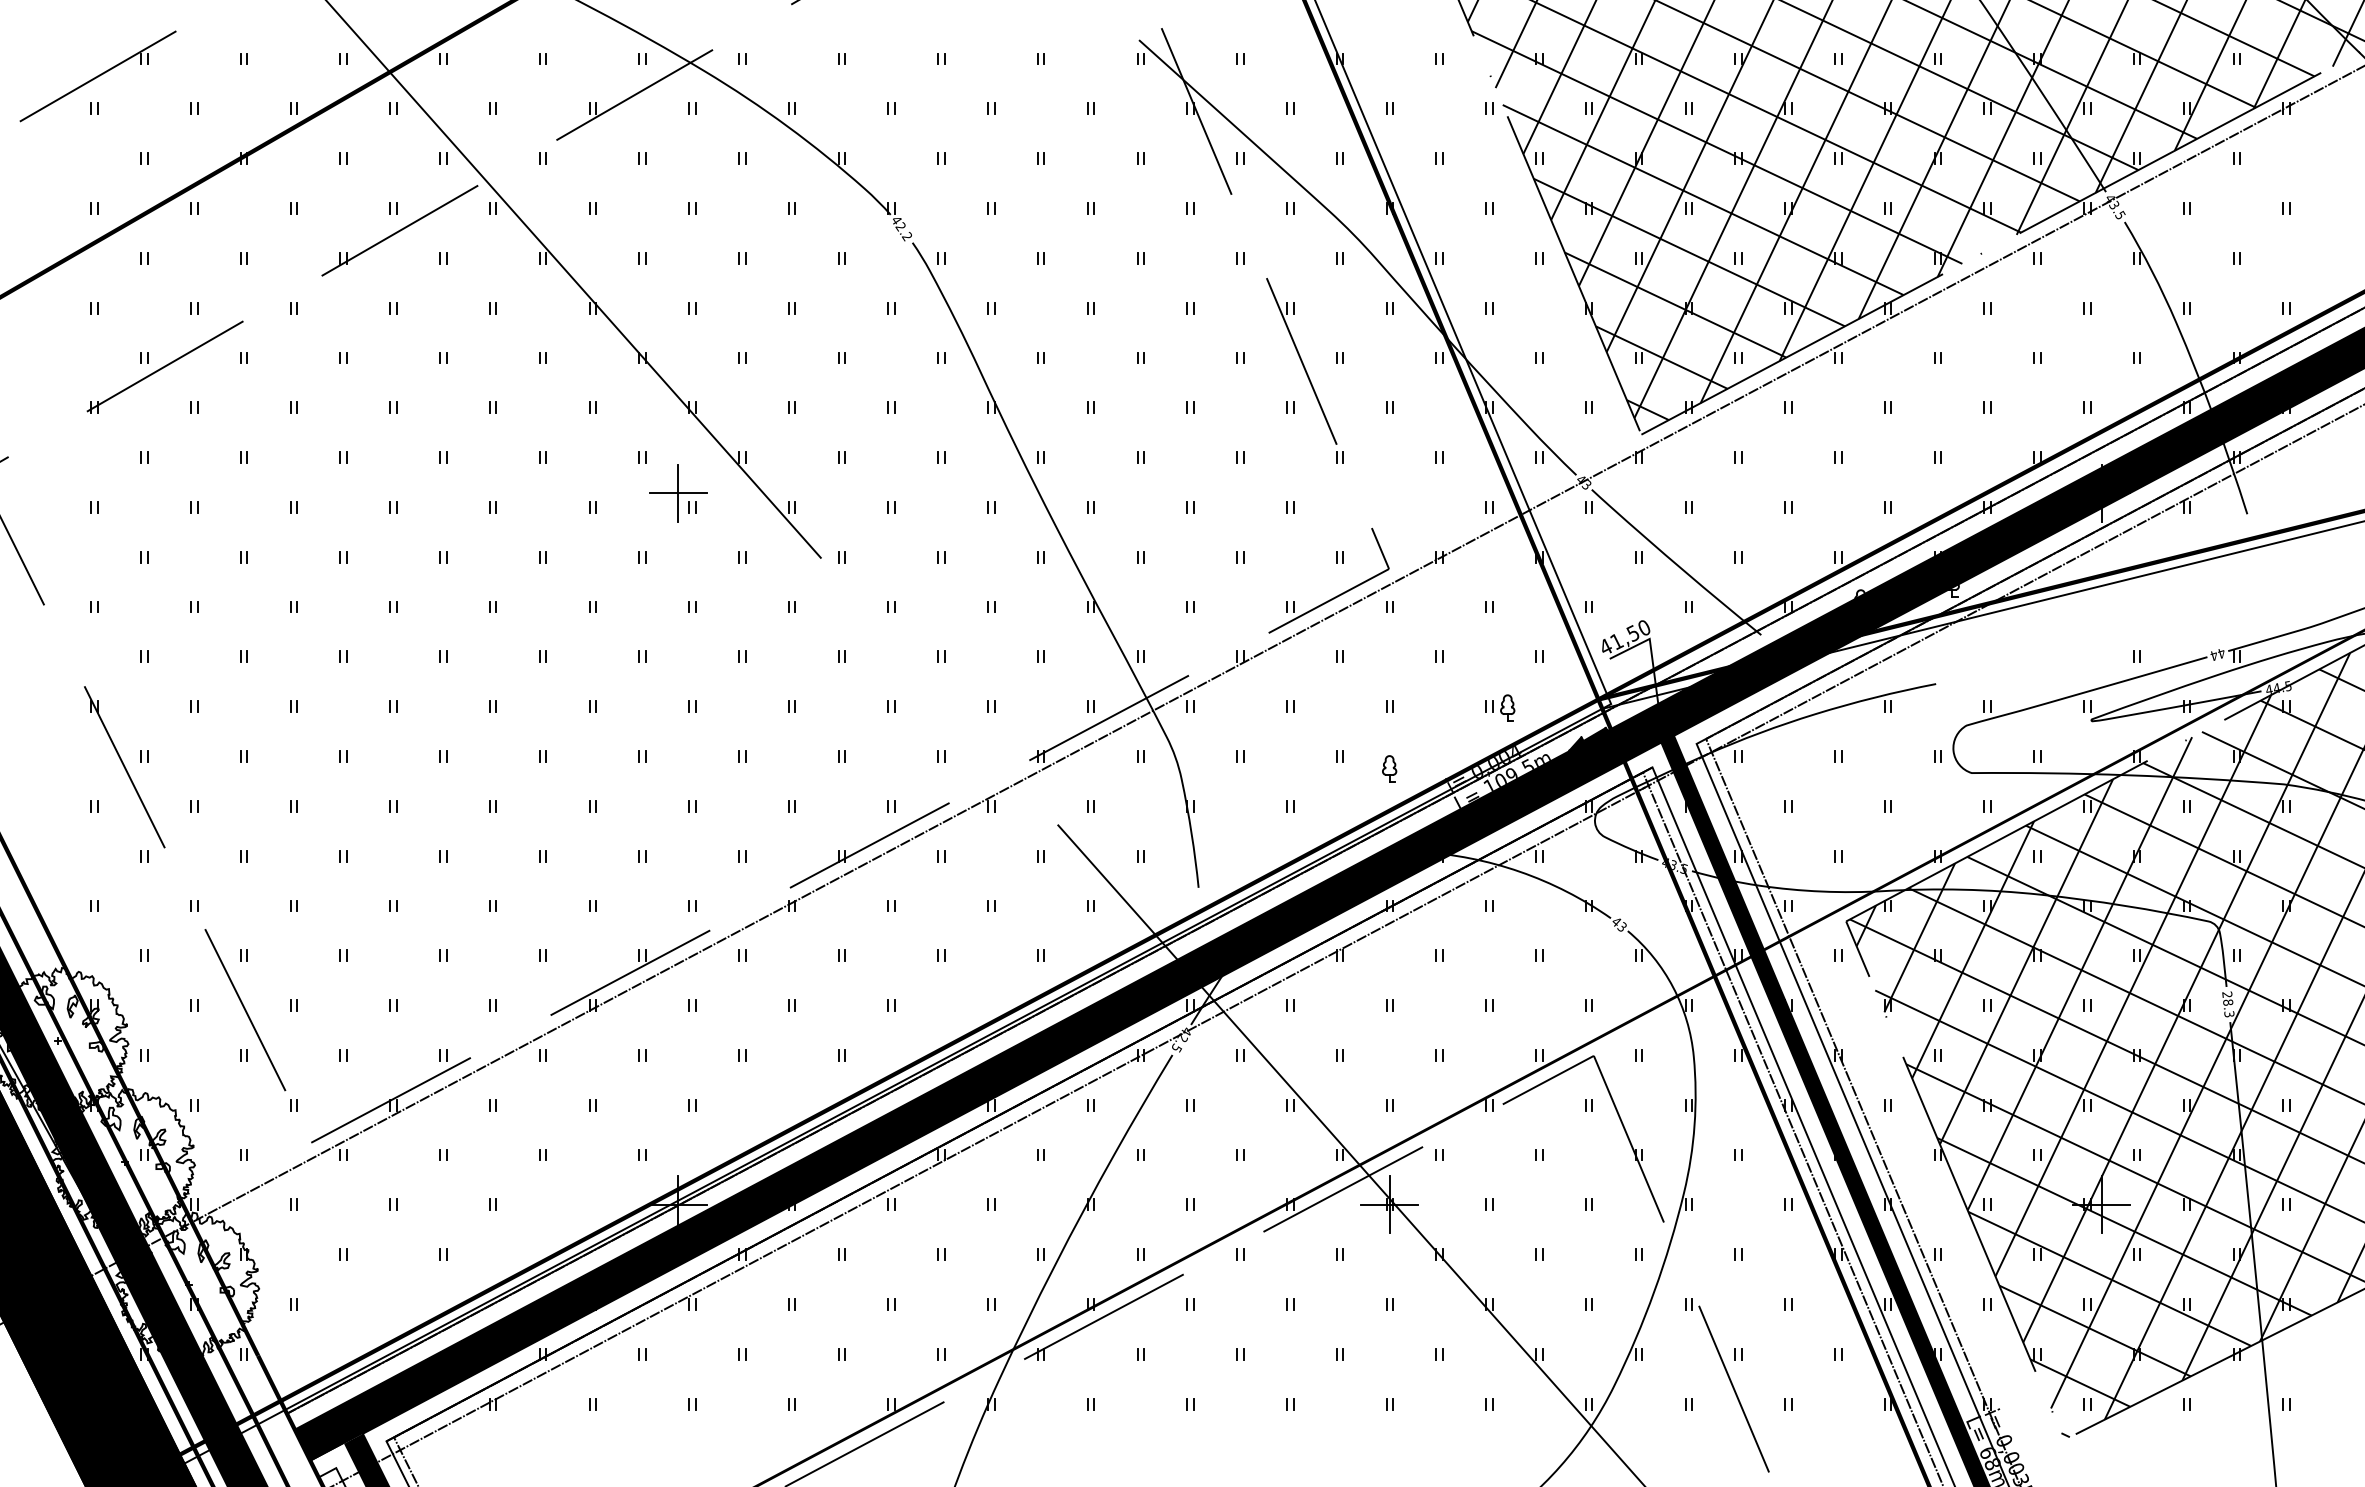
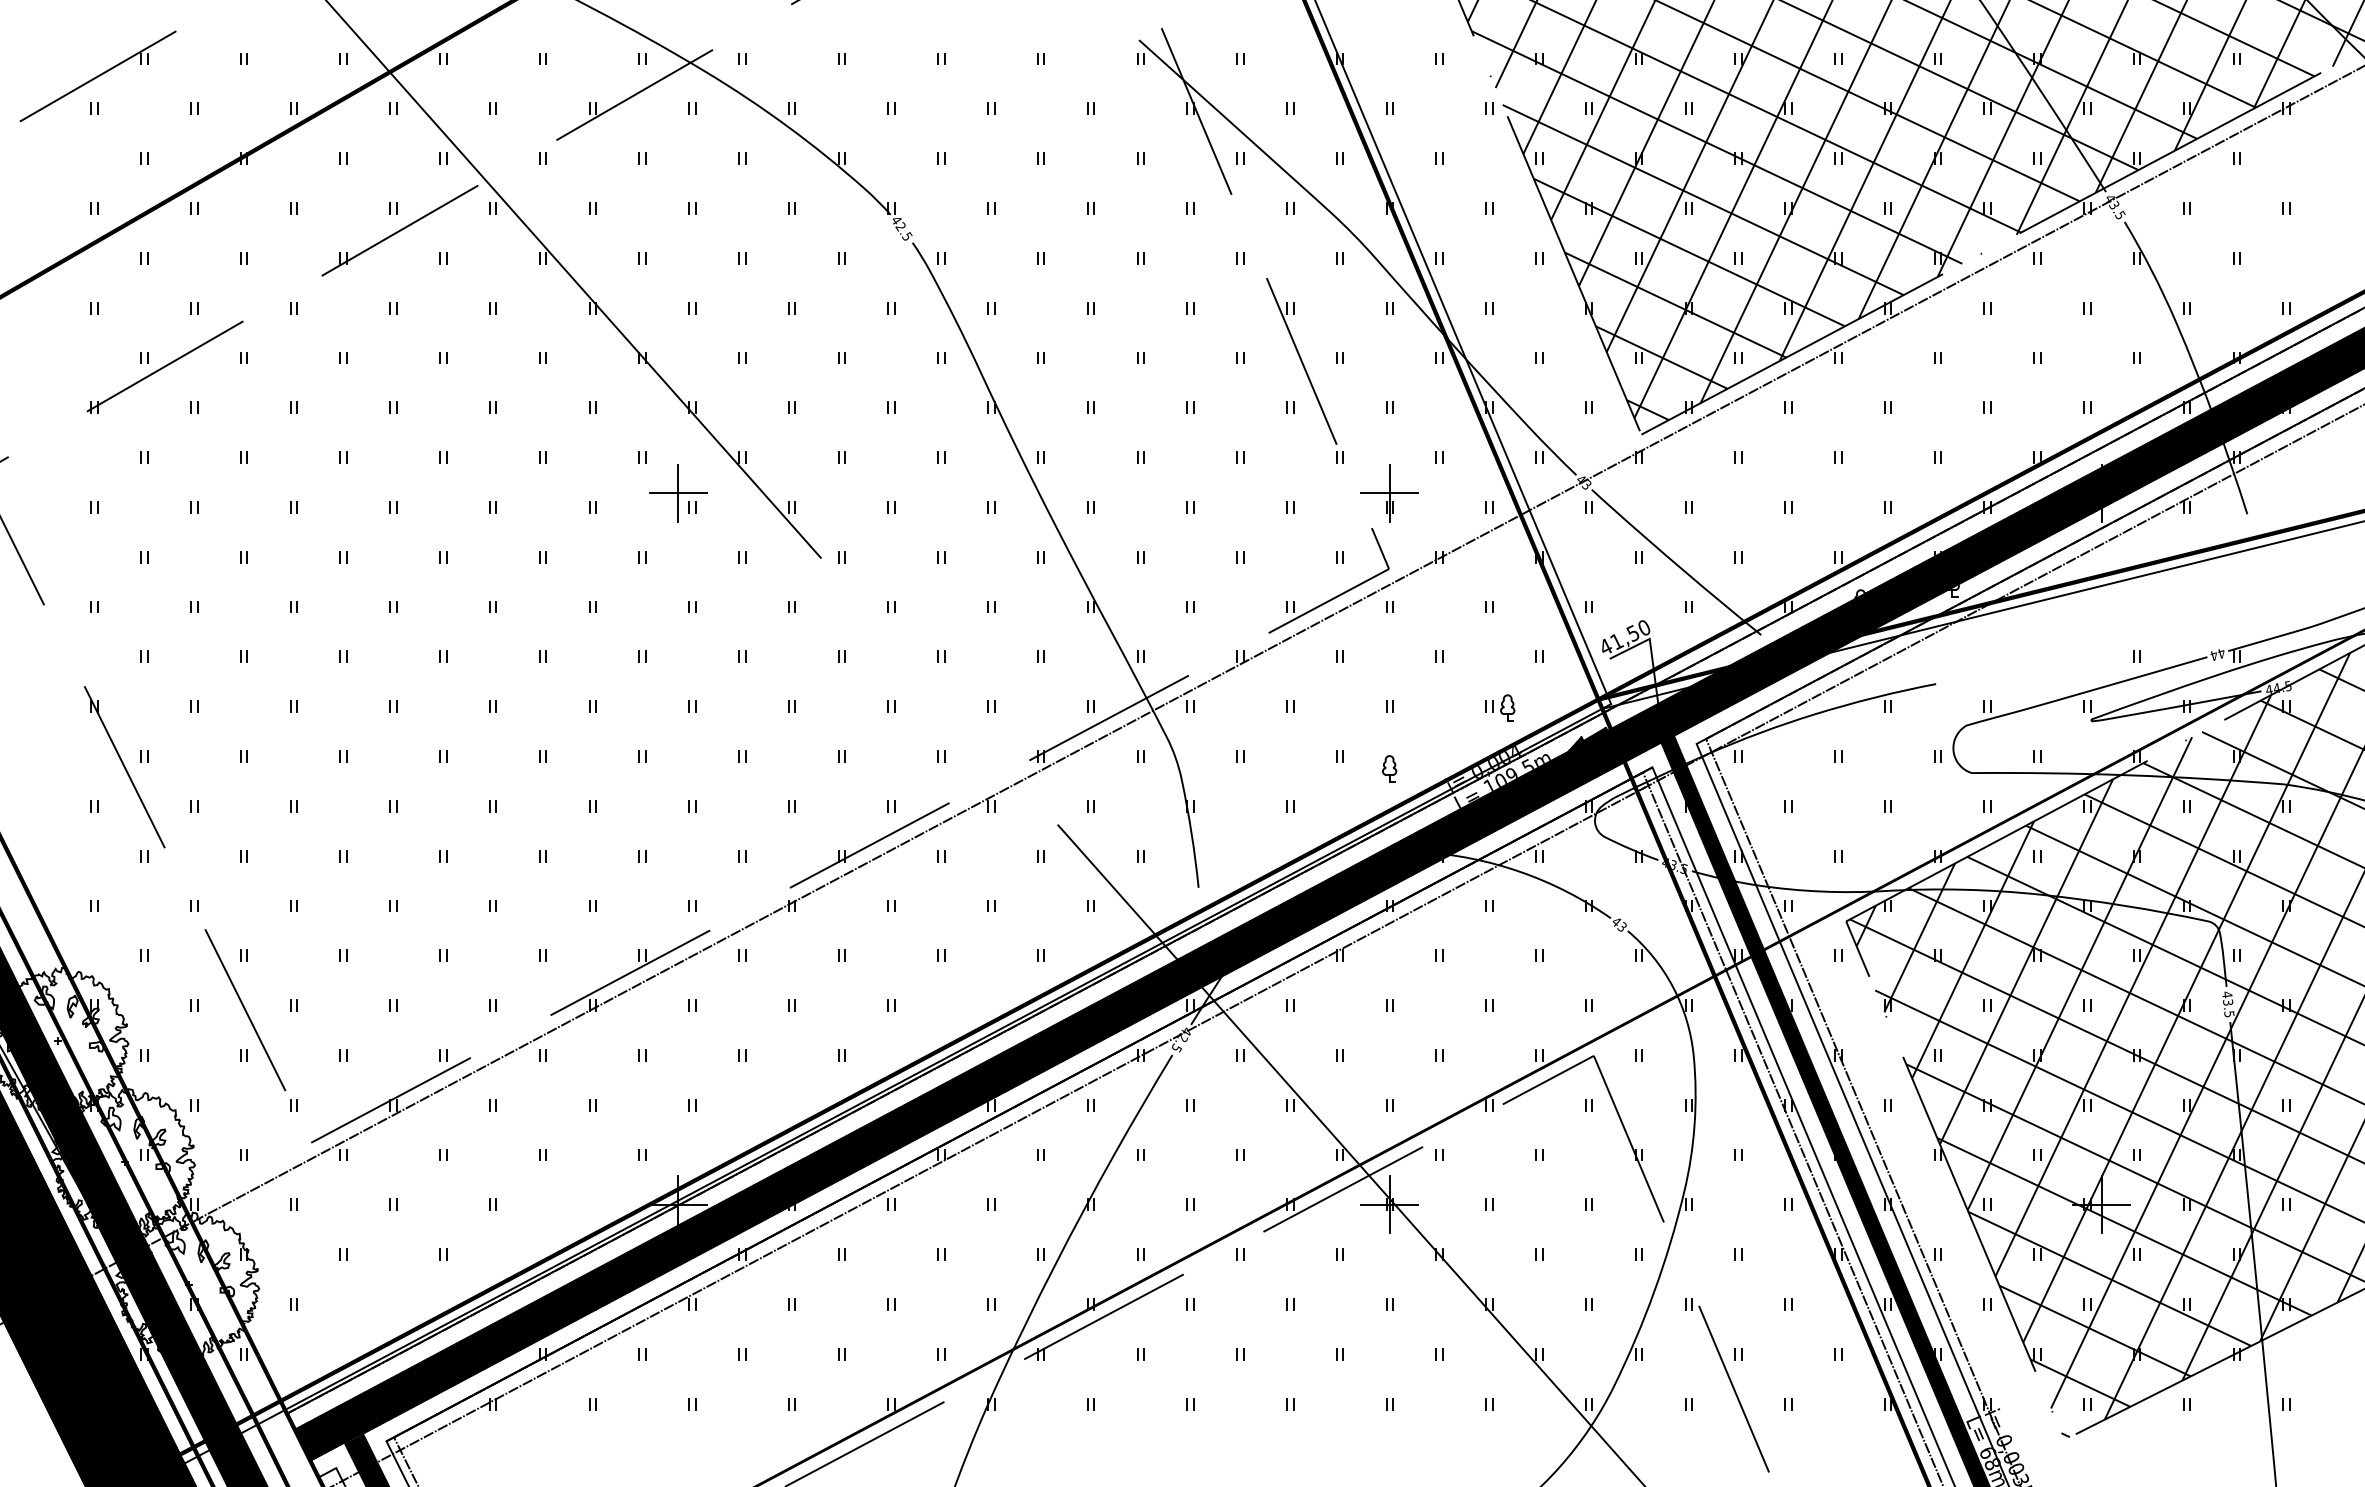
text: 42.2 -> 42.5 (907, 236)
part: none -> present (1389, 493)
text: 28.3 -> 43.5 (2228, 1004)
